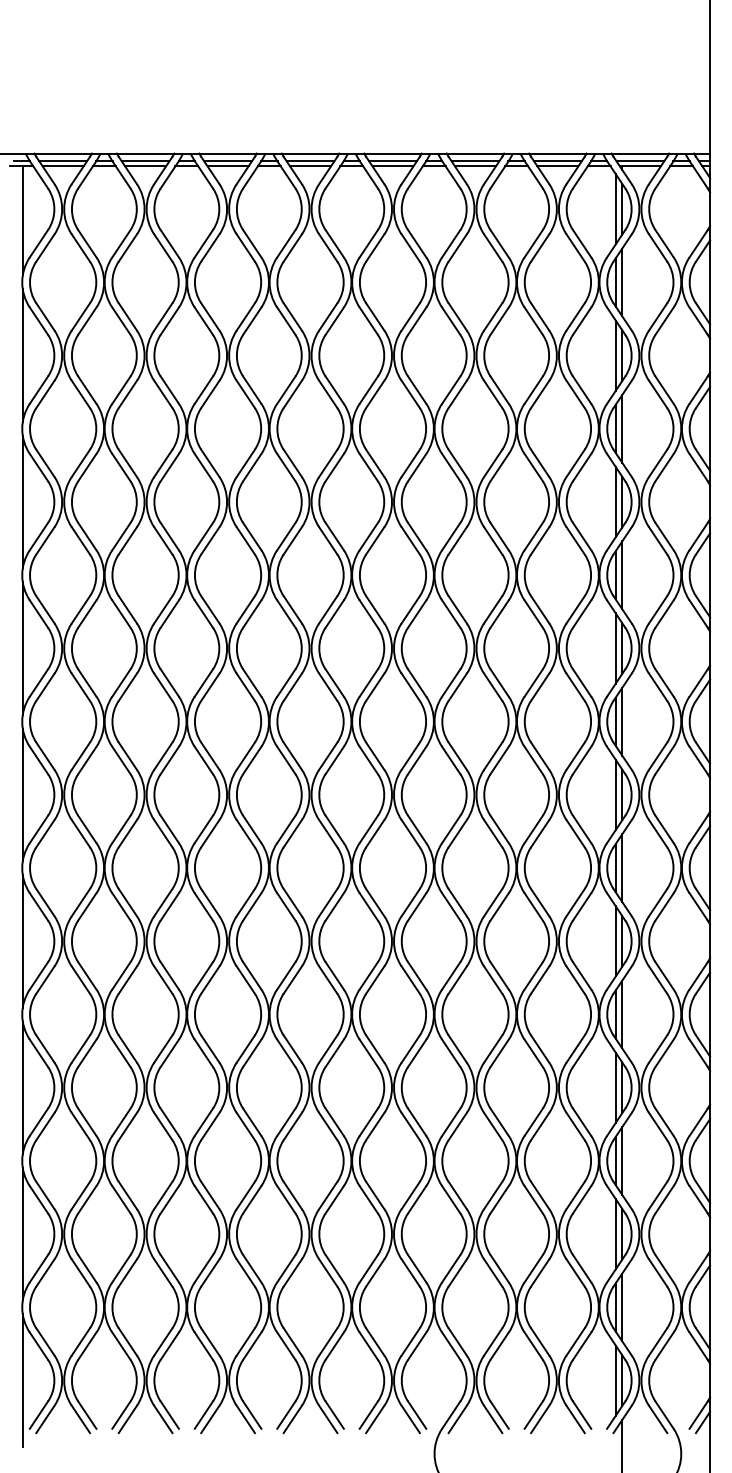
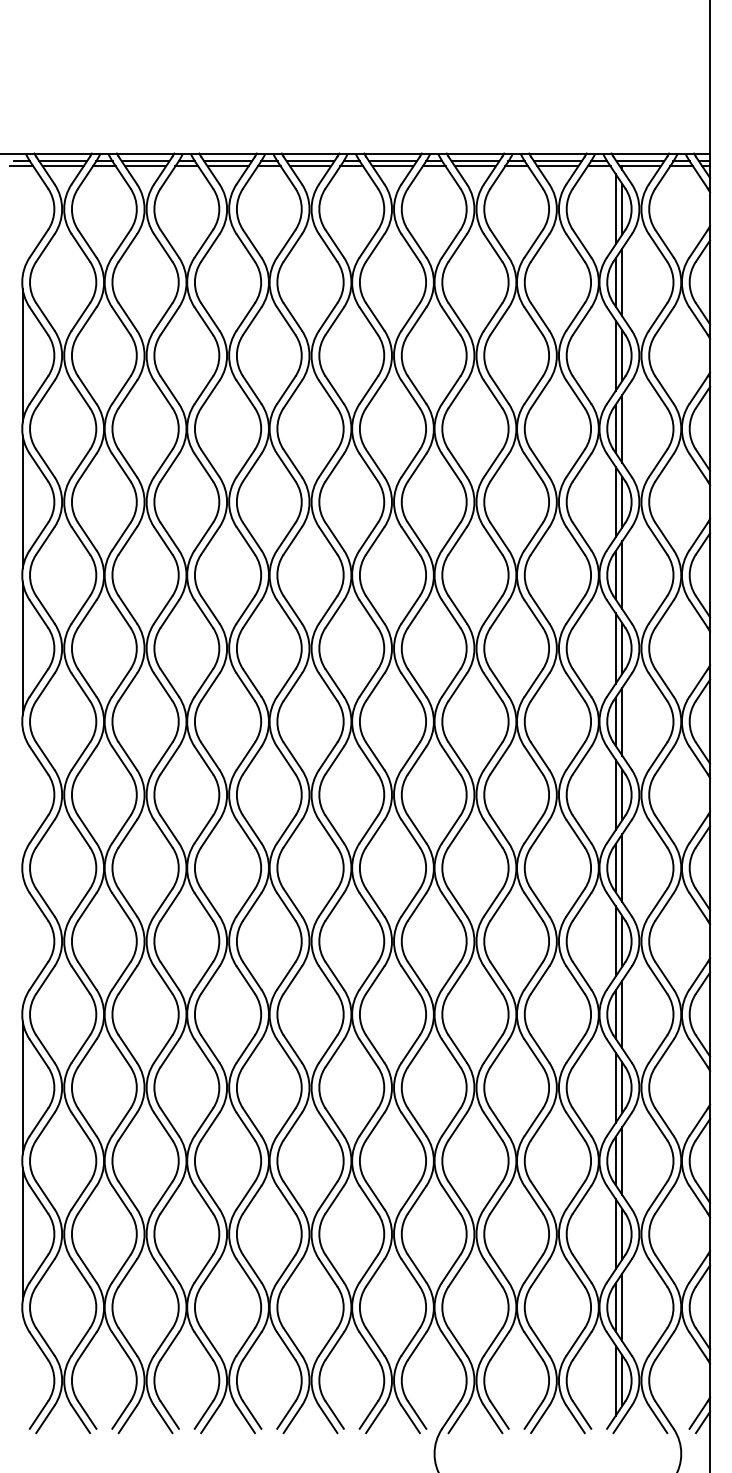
line: present -> none (22, 220)
line: present -> none (22, 794)
line: present -> none (22, 941)
line: present -> none (22, 1380)
line: present -> none (622, 1444)
